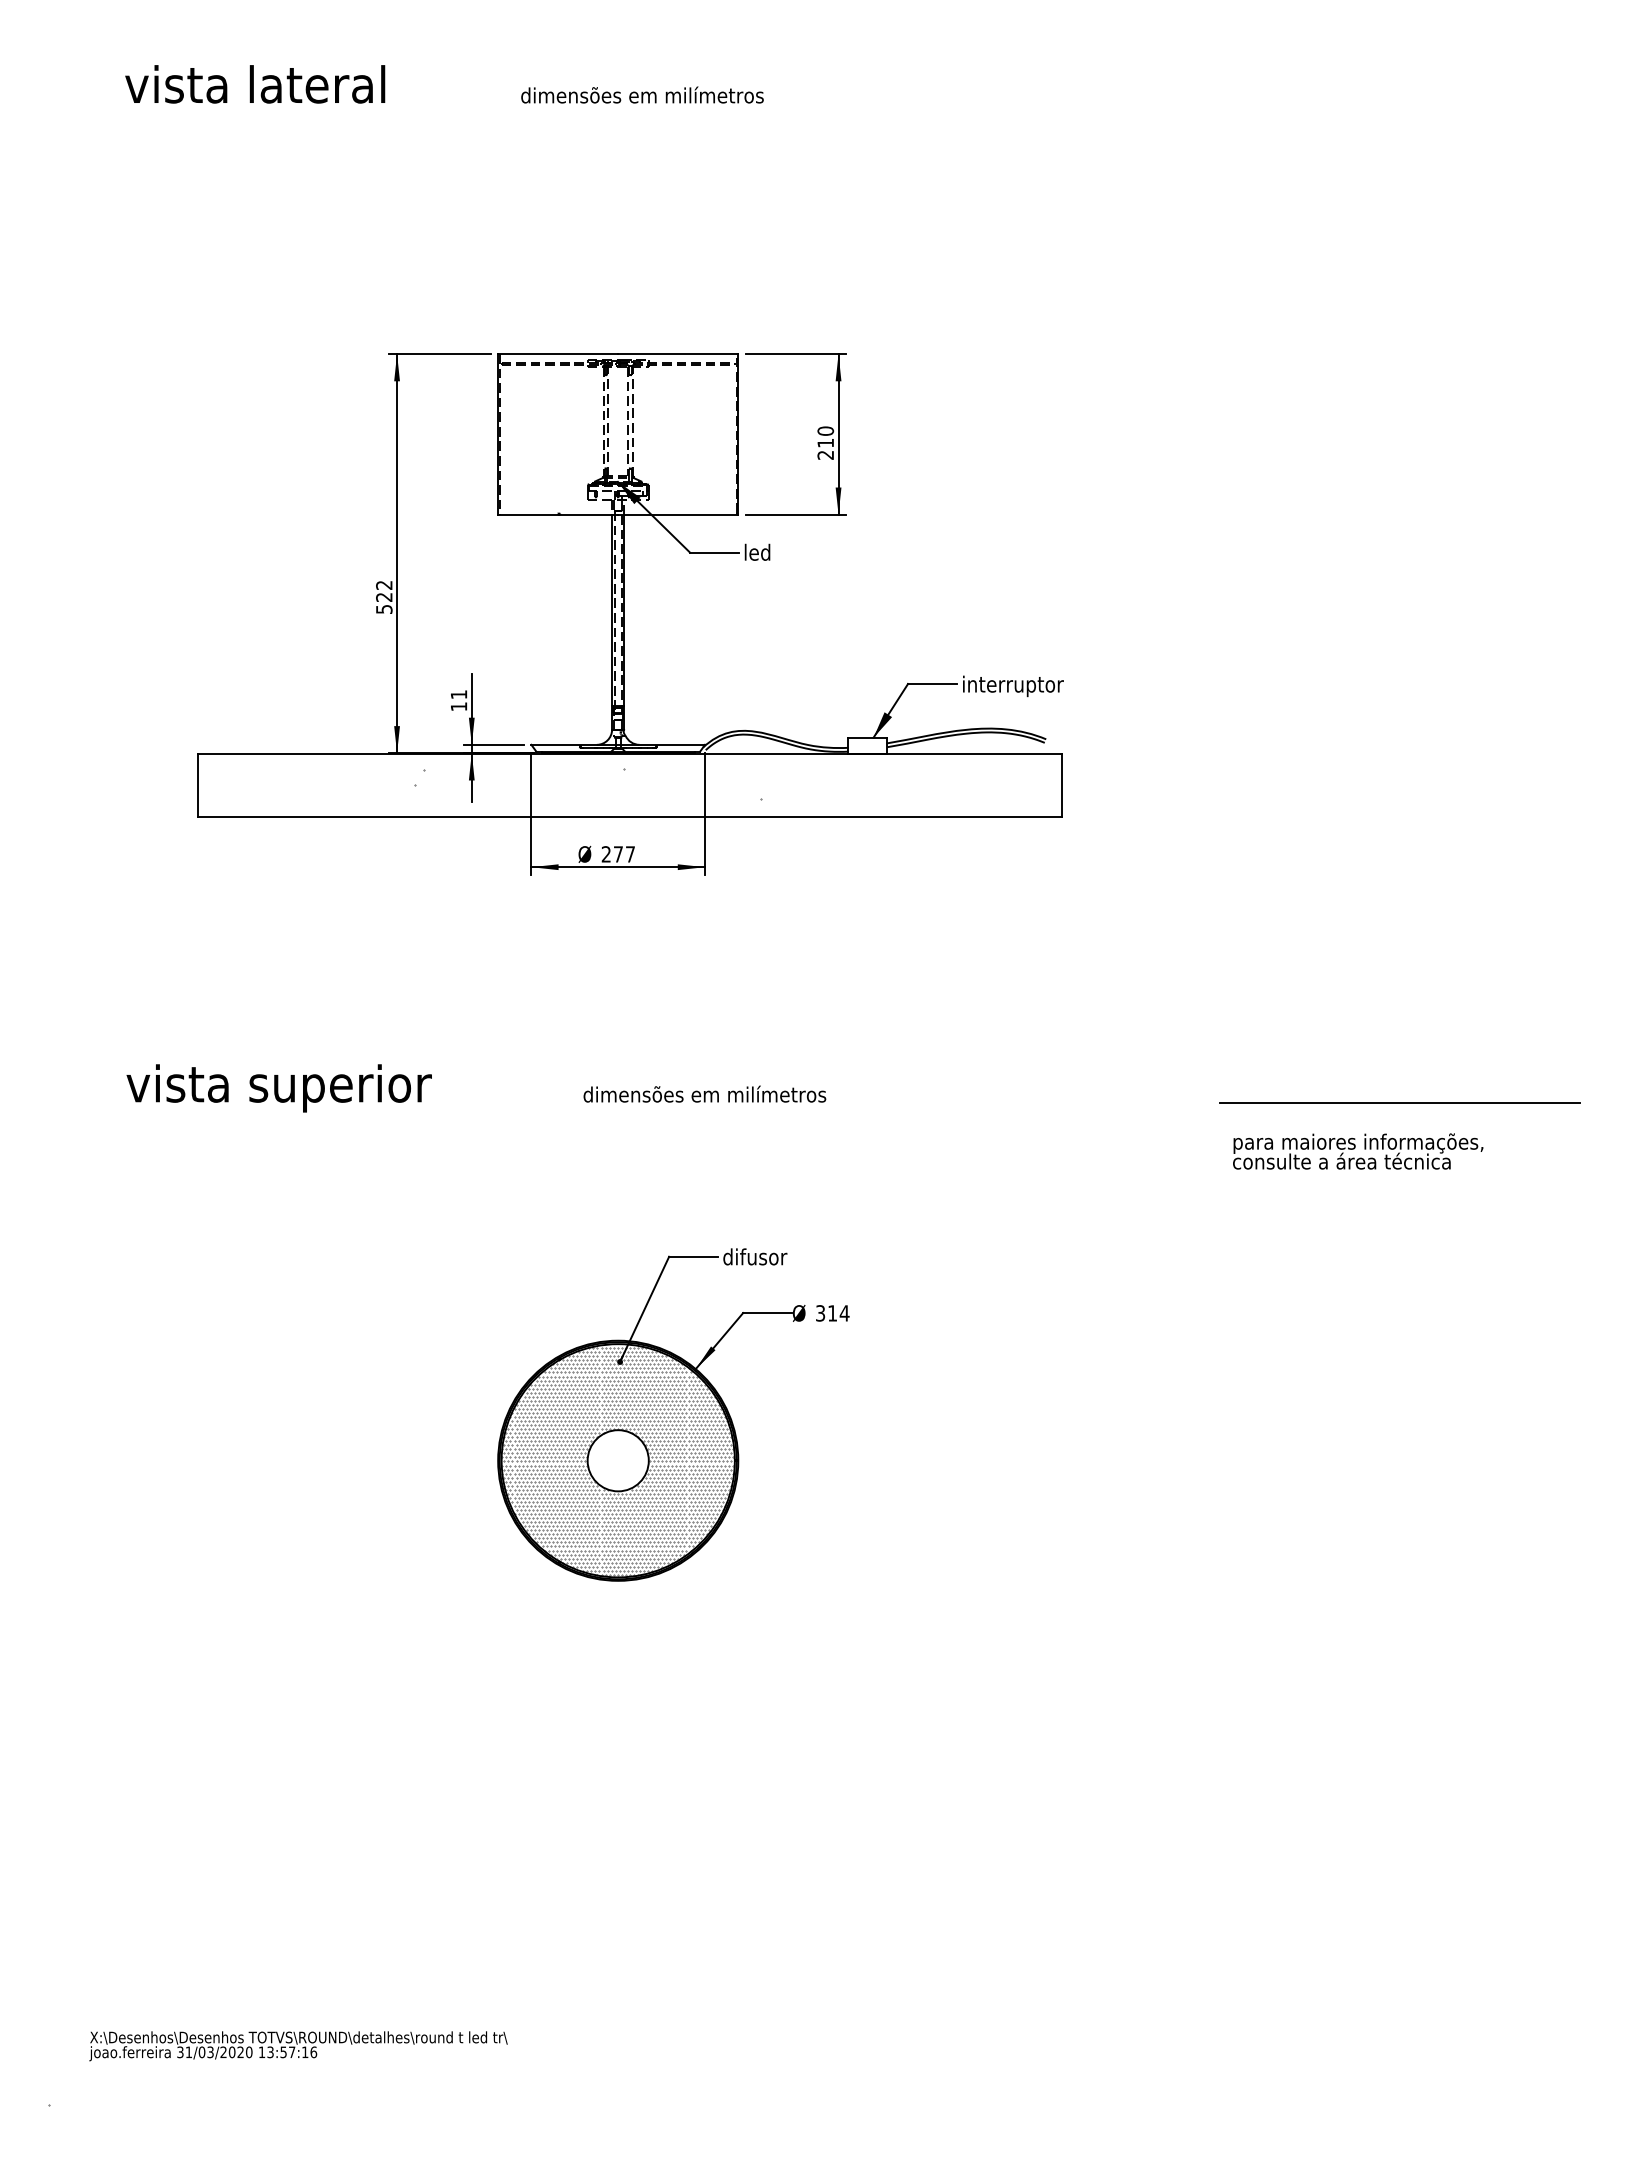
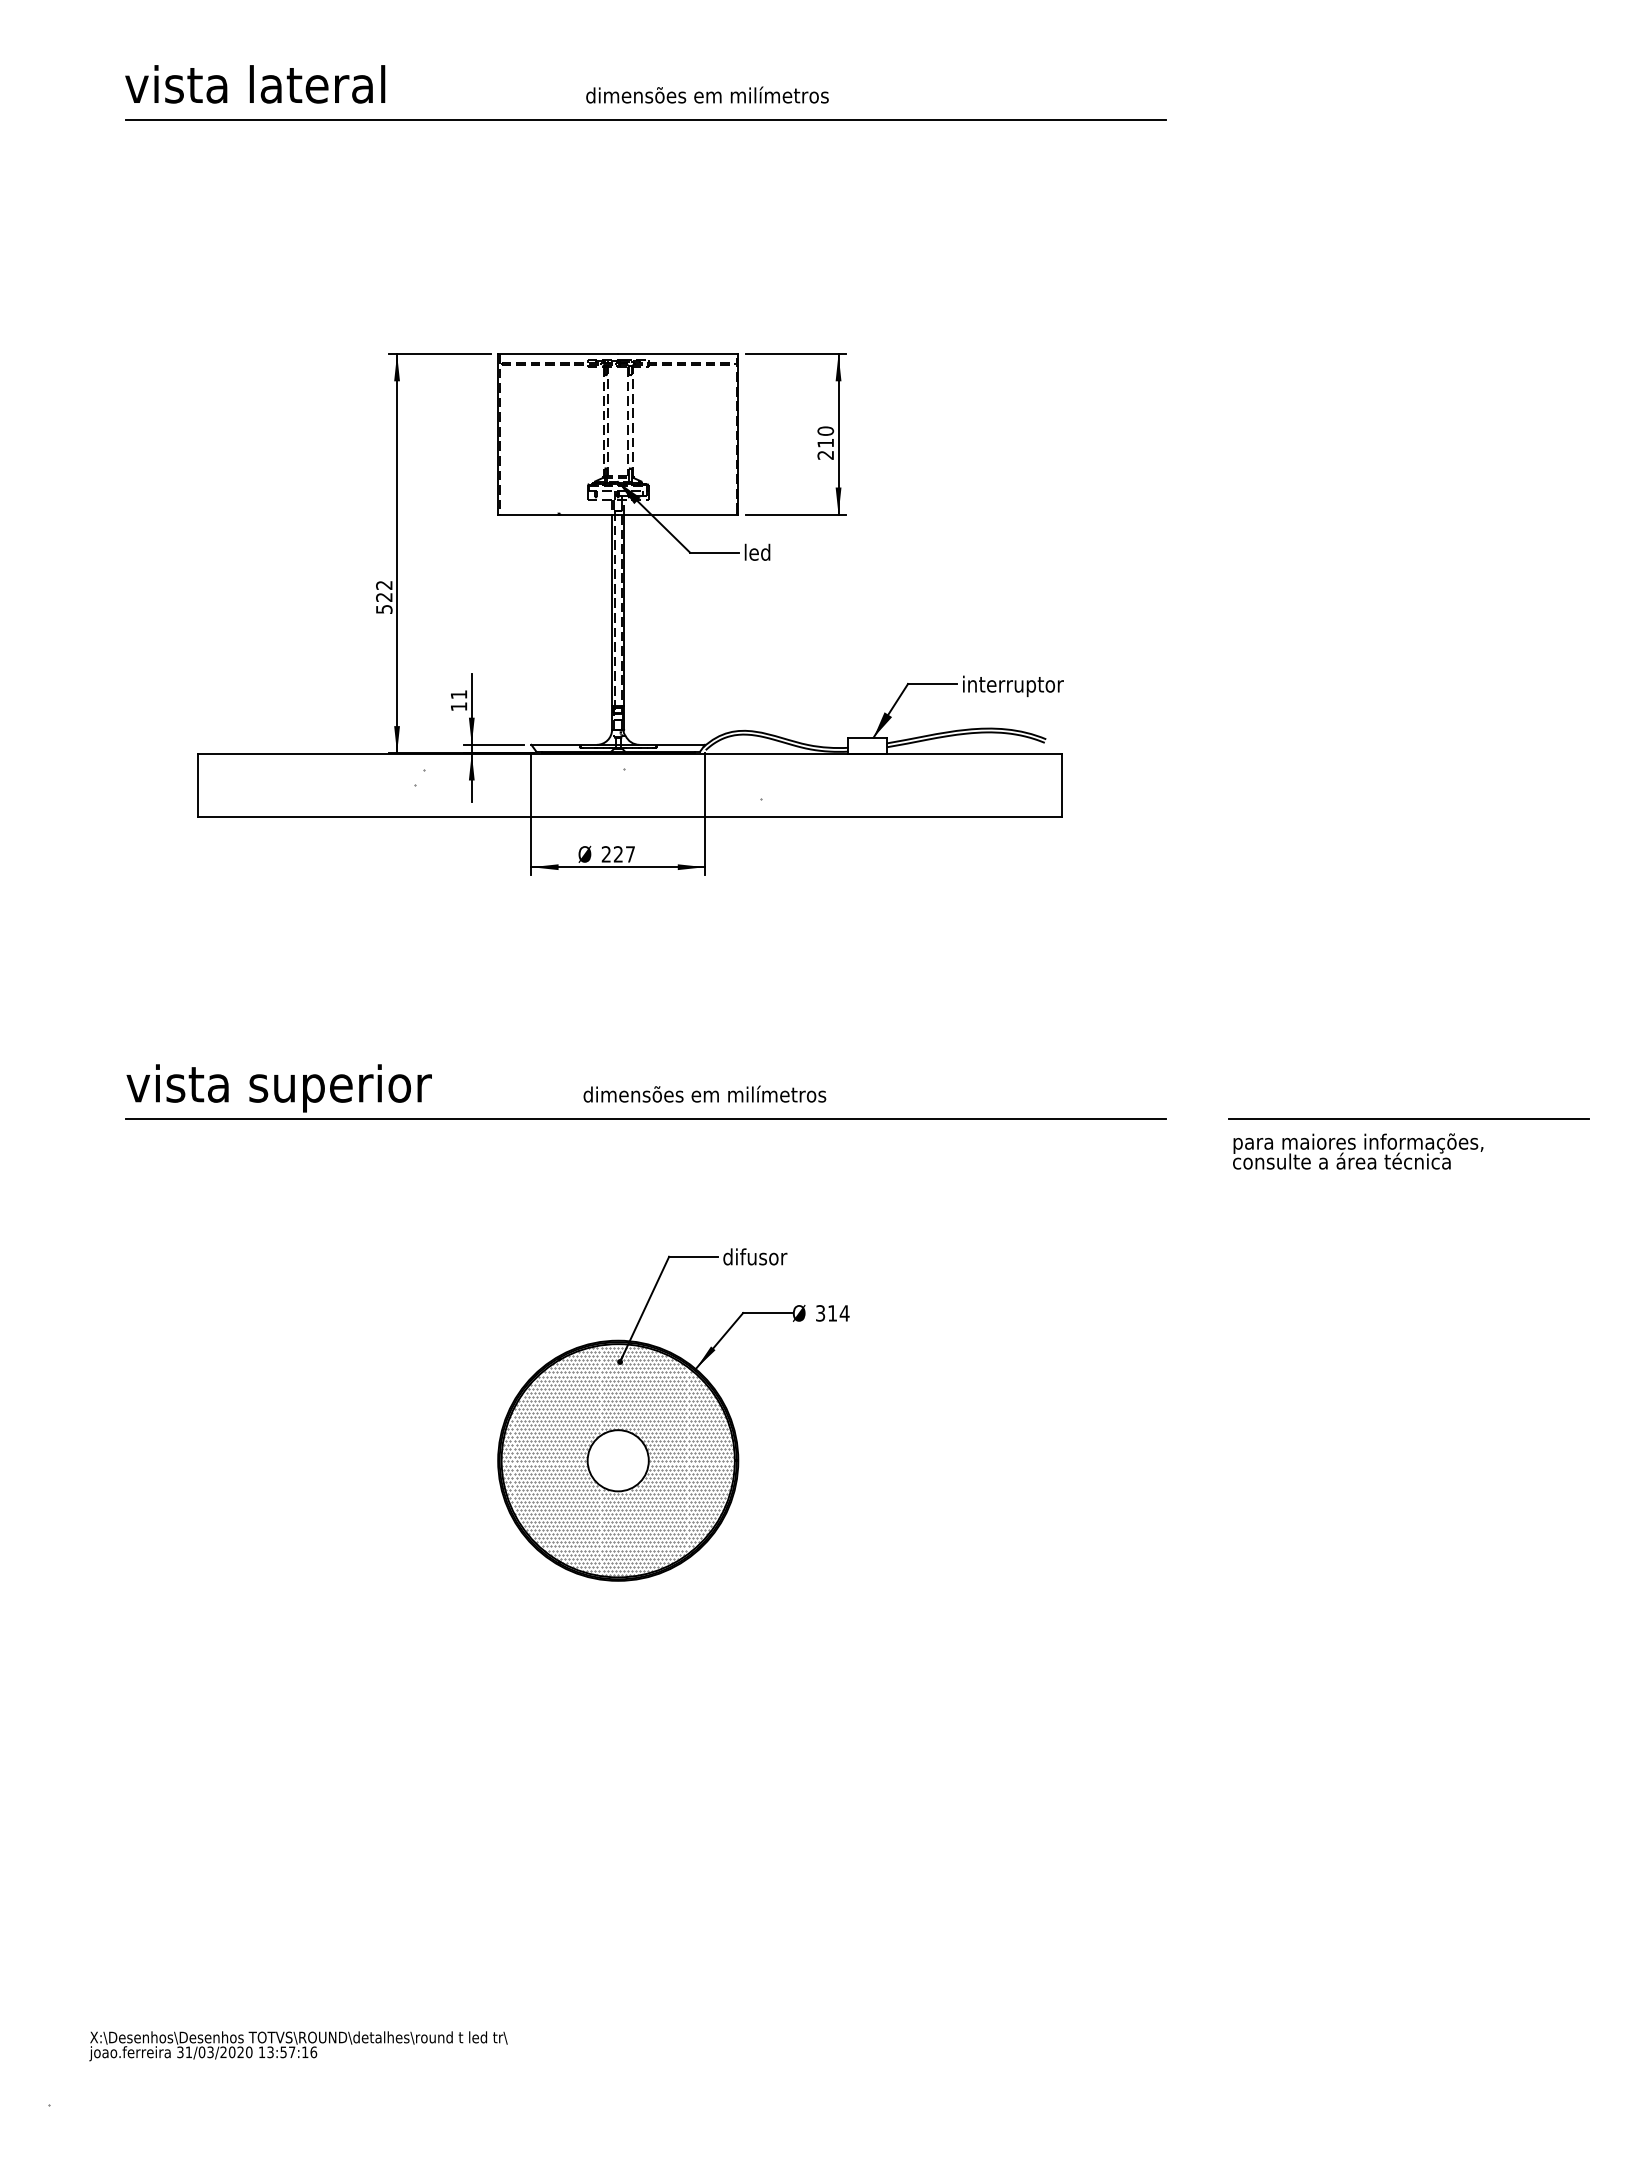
text position: (642, 94) -> (707, 94) (707, 94)
line: none -> present (645, 120)
text: 277 -> 227 (617, 854)
line position: (1399, 1102) -> (1408, 1118) (1408, 1118)
line: none -> present (645, 1118)
